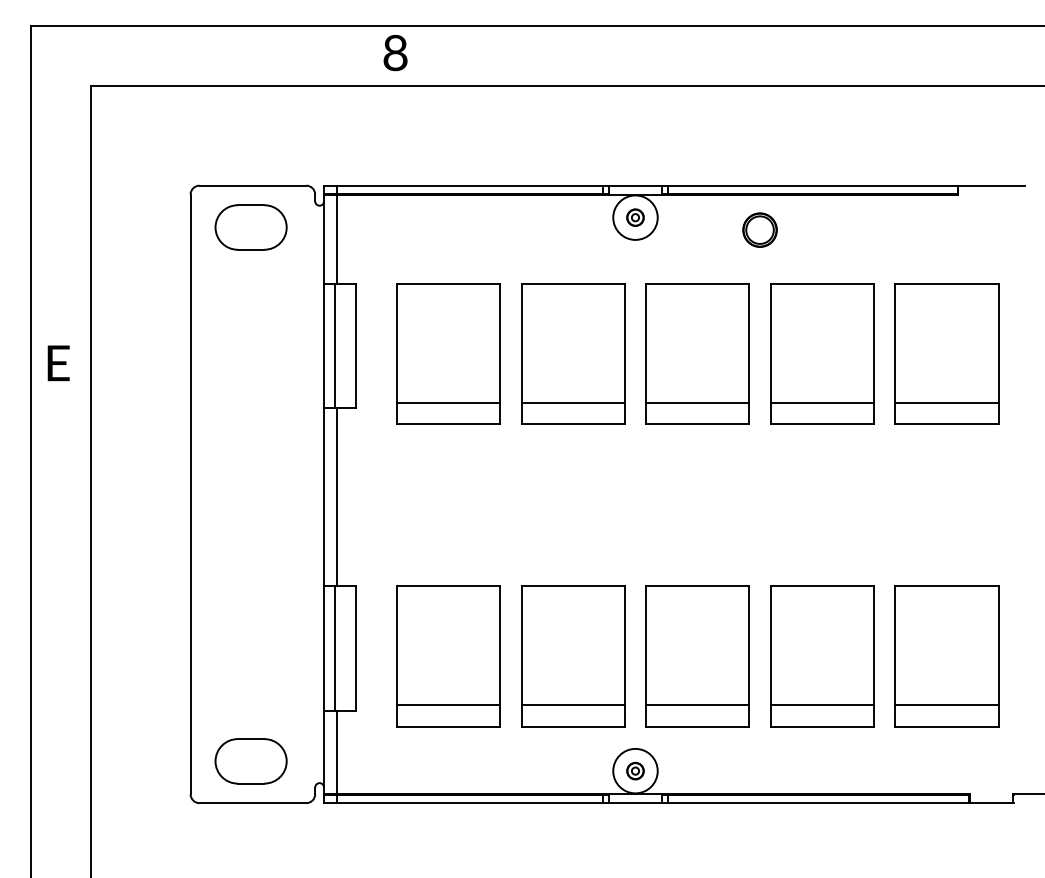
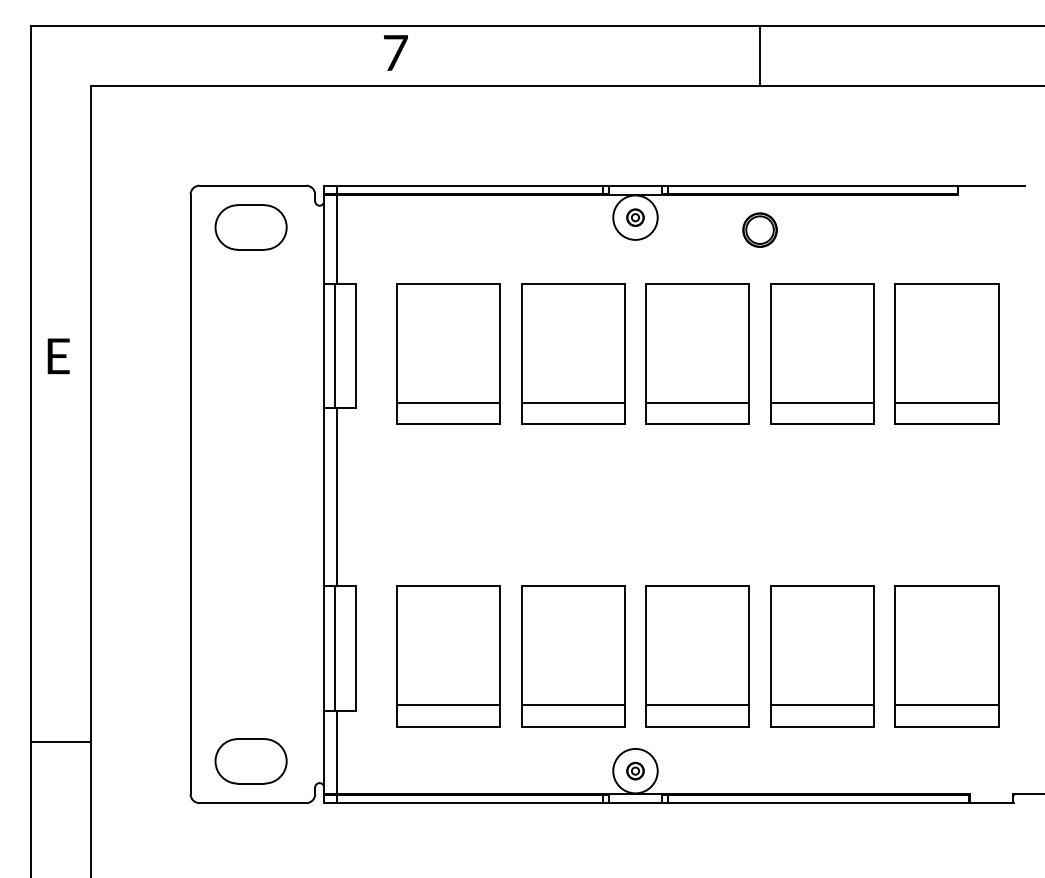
text: 8 -> 7 (395, 52)
line: none -> present (759, 55)
text position: (58, 363) -> (58, 356) (58, 356)
line: none -> present (60, 741)
